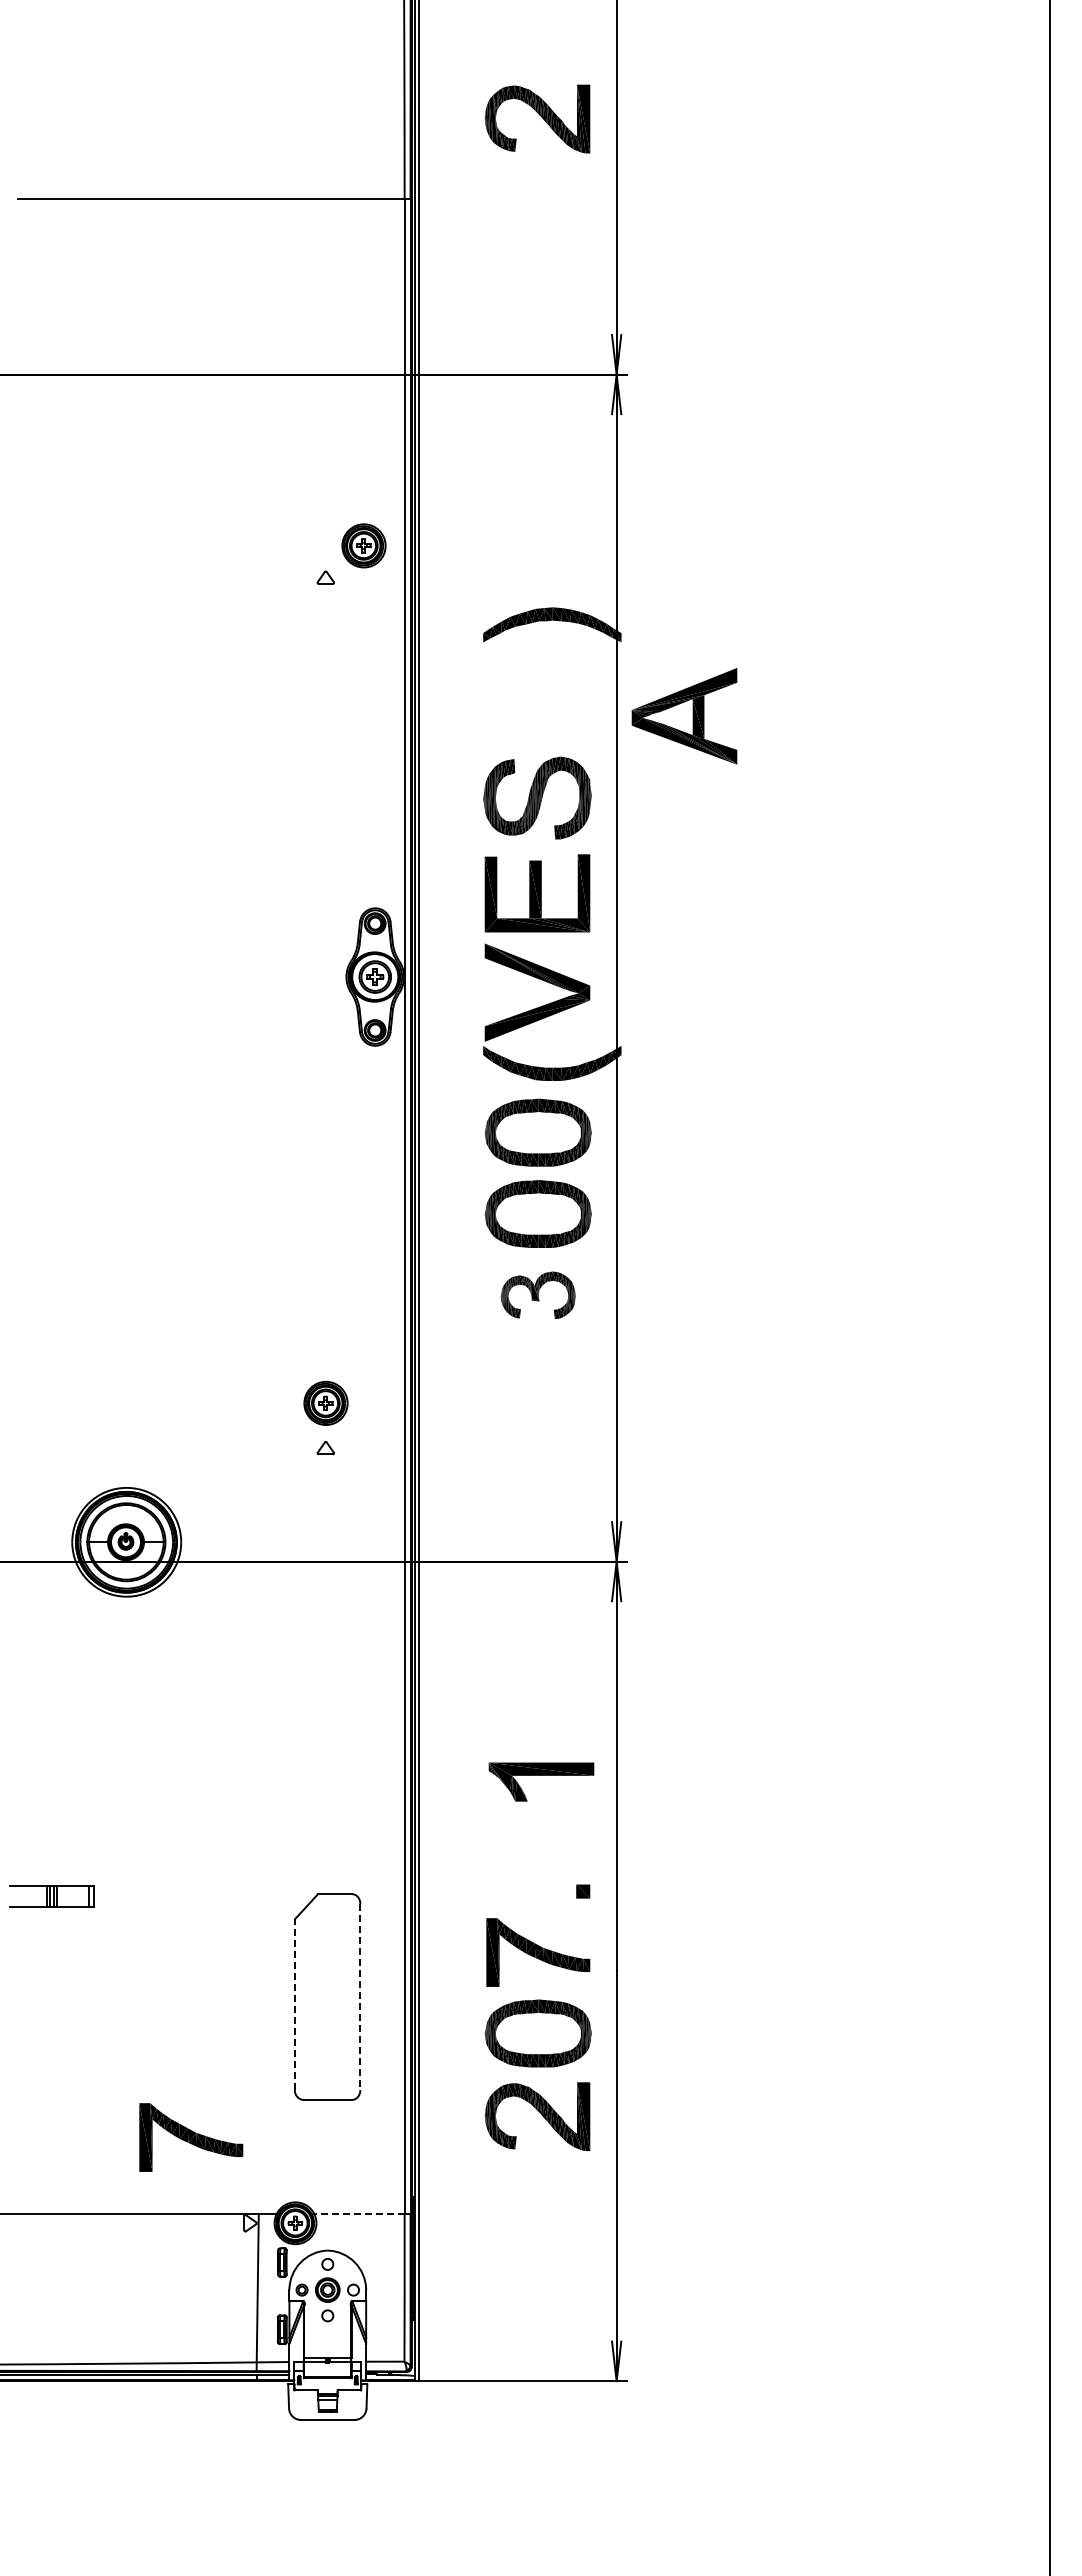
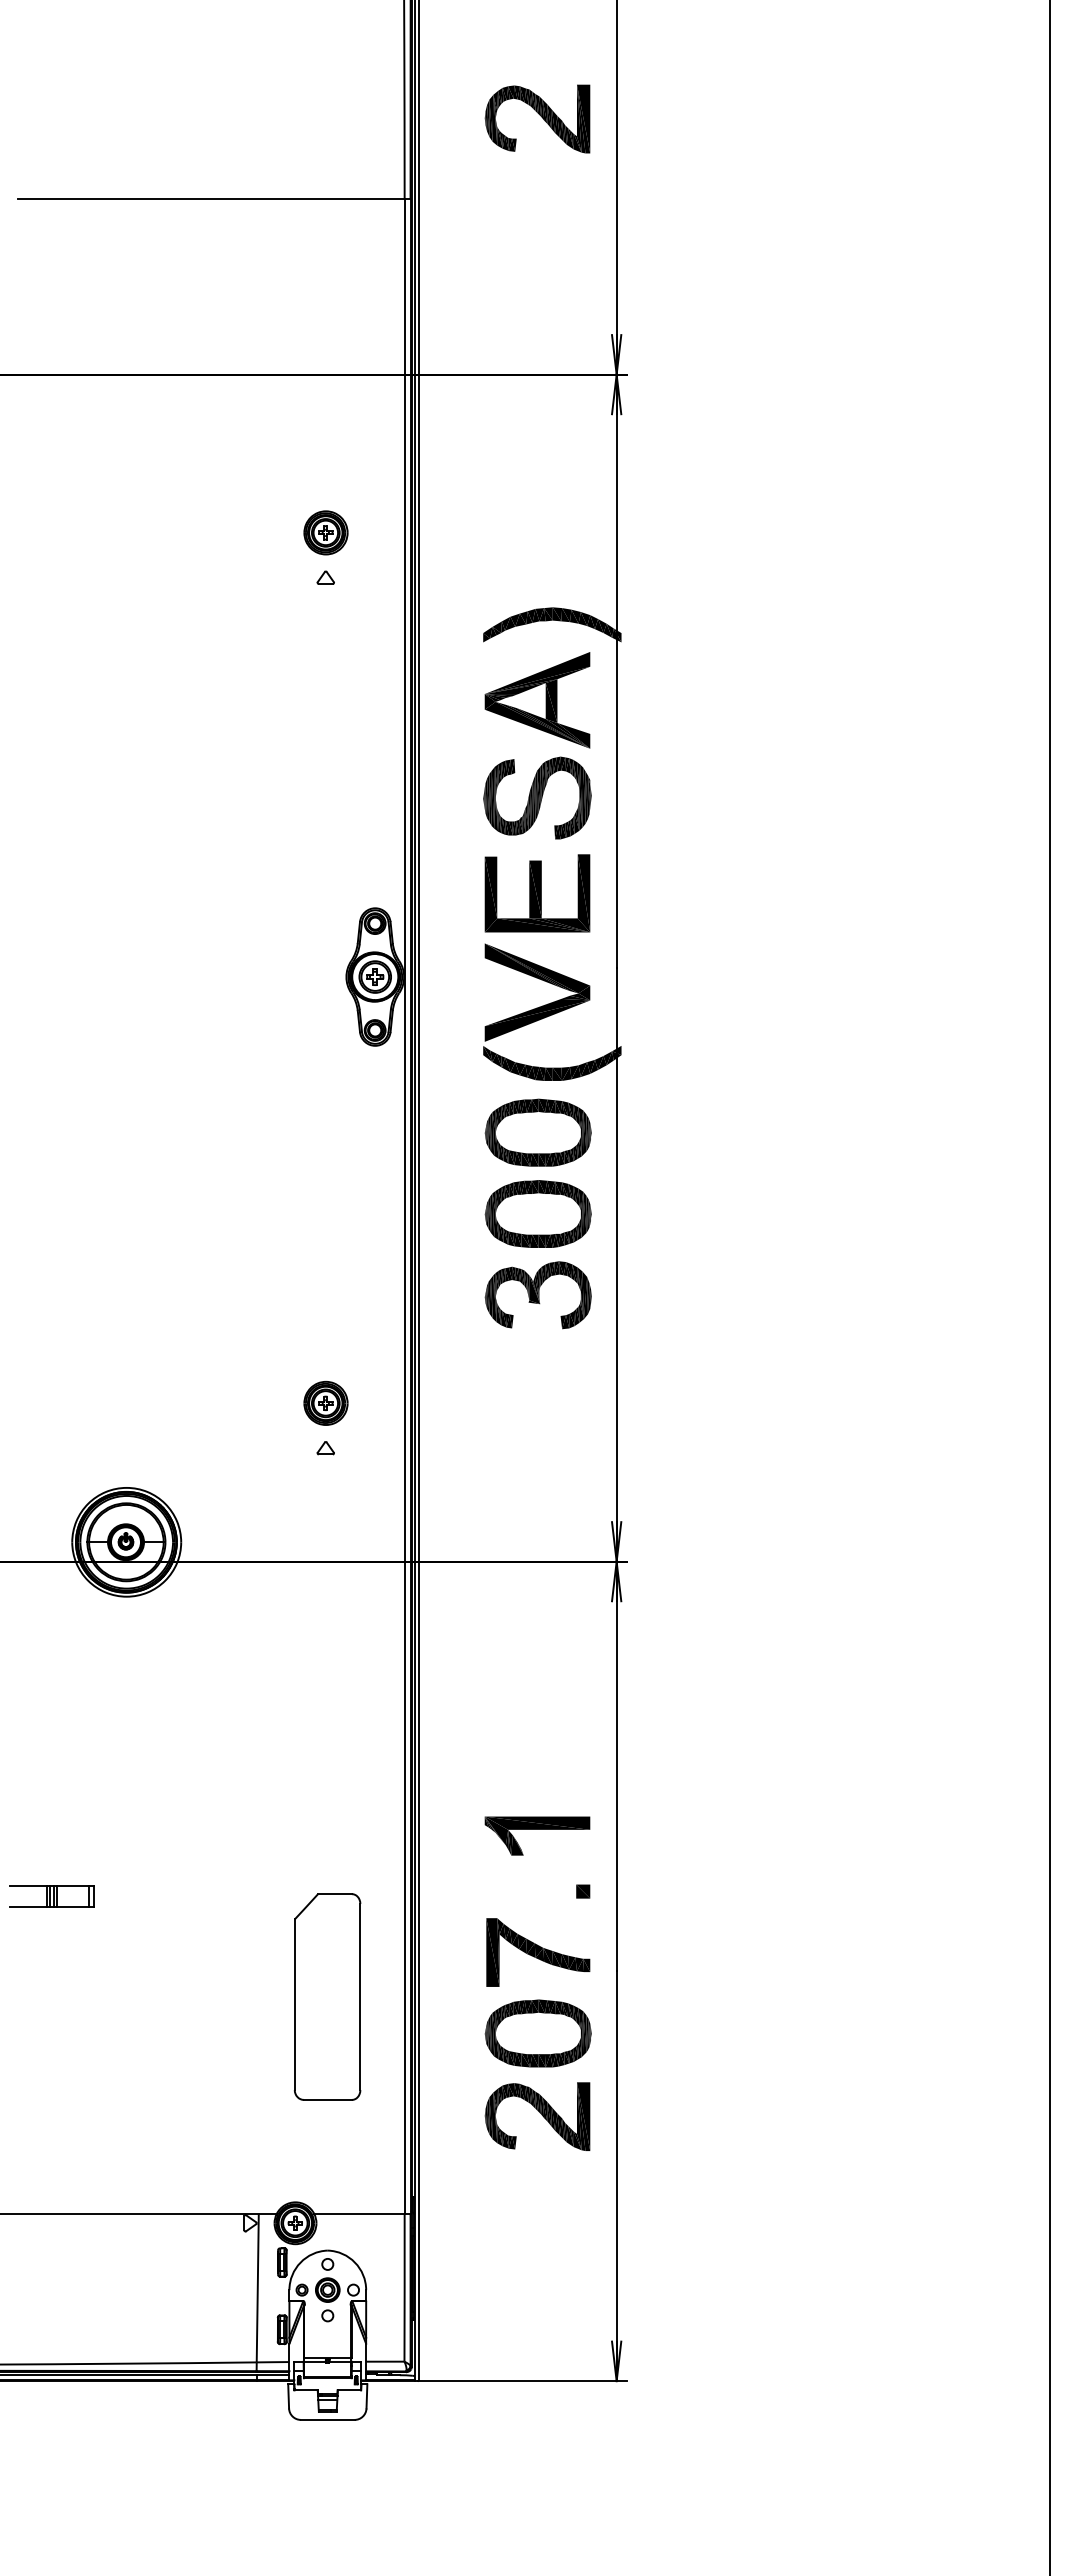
part position: (363, 545) -> (325, 532) (325, 532)
part position: (684, 716) -> (537, 700) (537, 700)
part size: 76x48 px -> 108x69 px (537, 1295)
part position: (541, 1781) -> (537, 1835) (537, 1835)
line: dashed -> solid (360, 1997)
line: dashed -> solid (294, 2004)
part: present -> none (191, 2137)
line: dashed -> solid (358, 2213)
